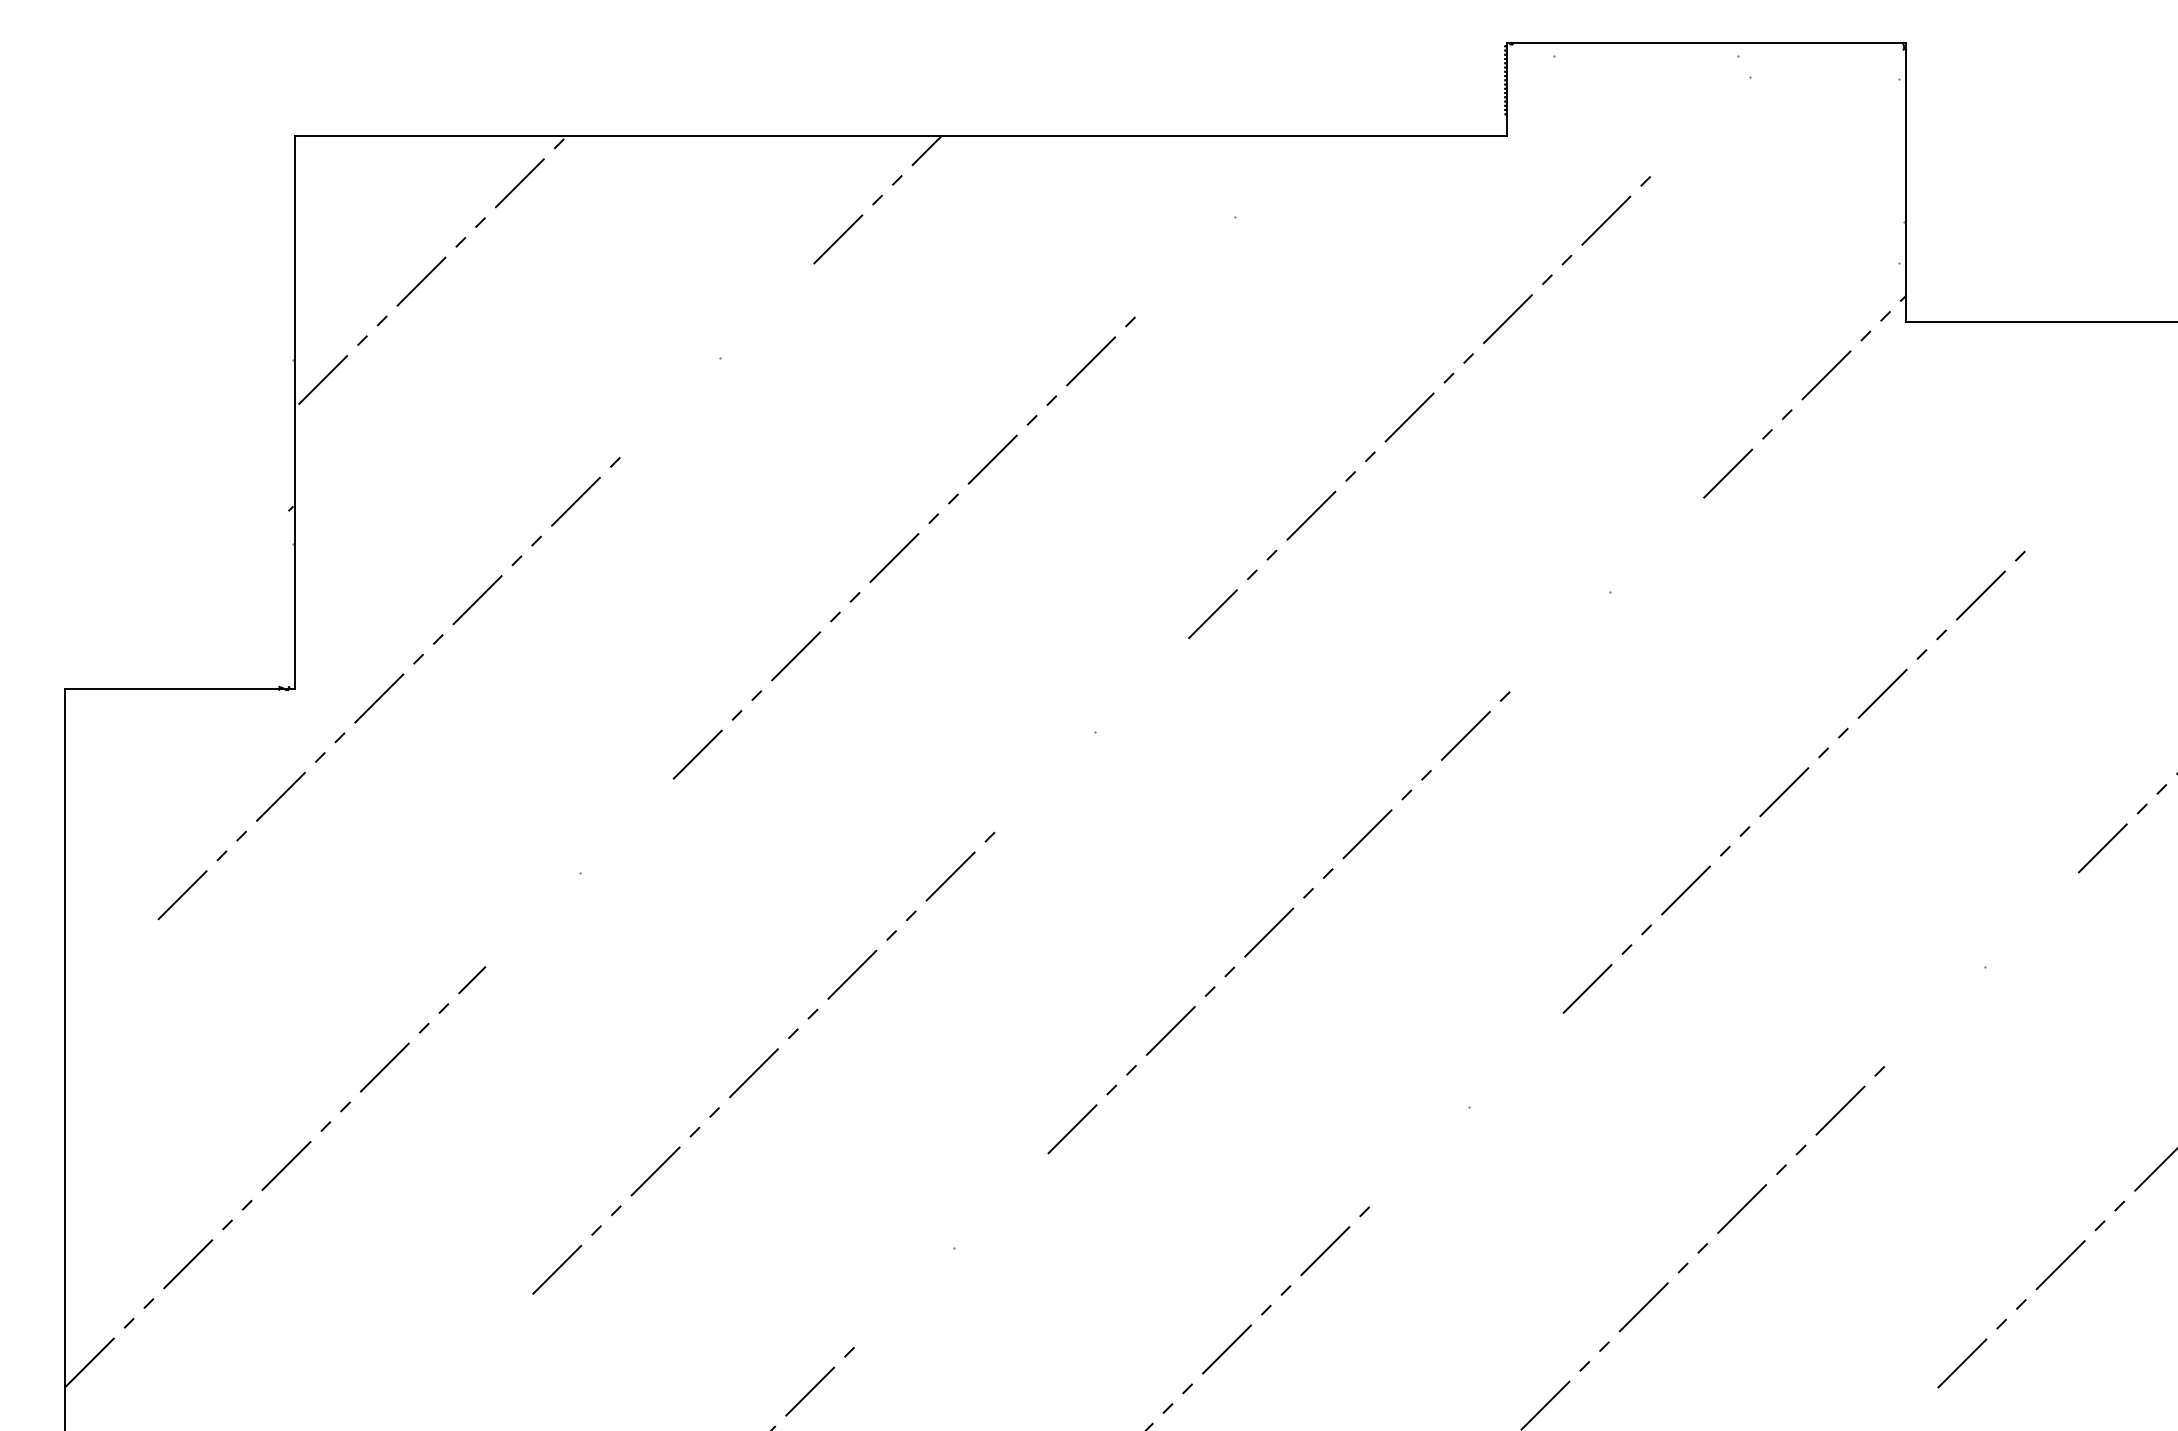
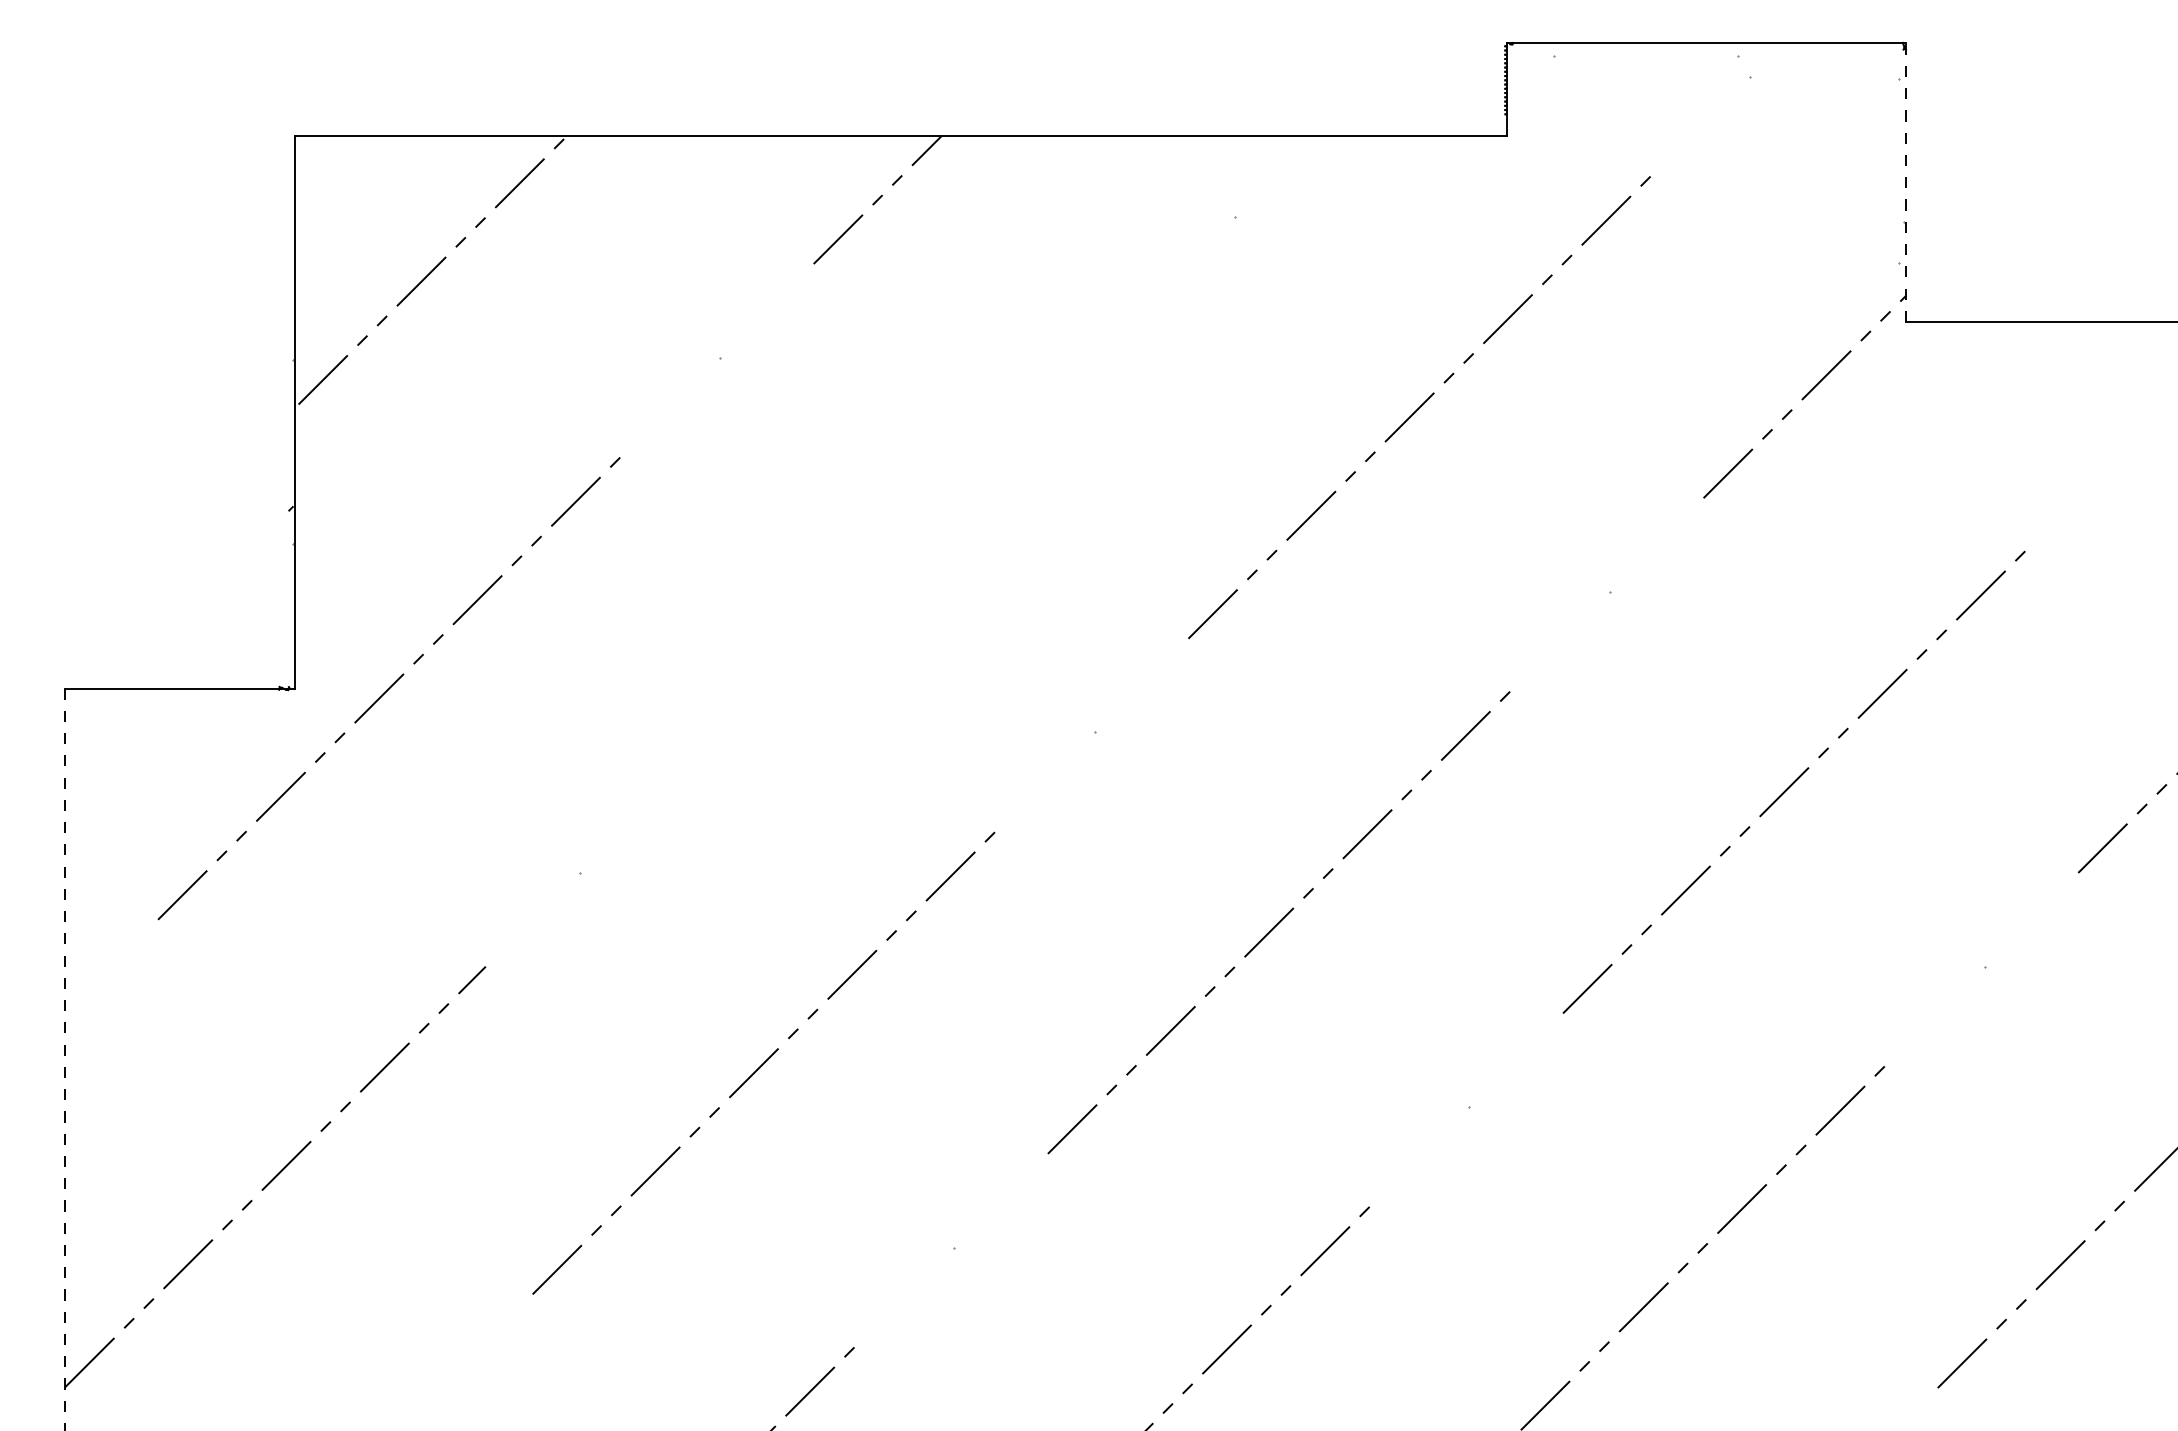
line: solid -> dashed (1905, 182)
line: present -> none (903, 547)
line: solid -> dashed (65, 1059)
